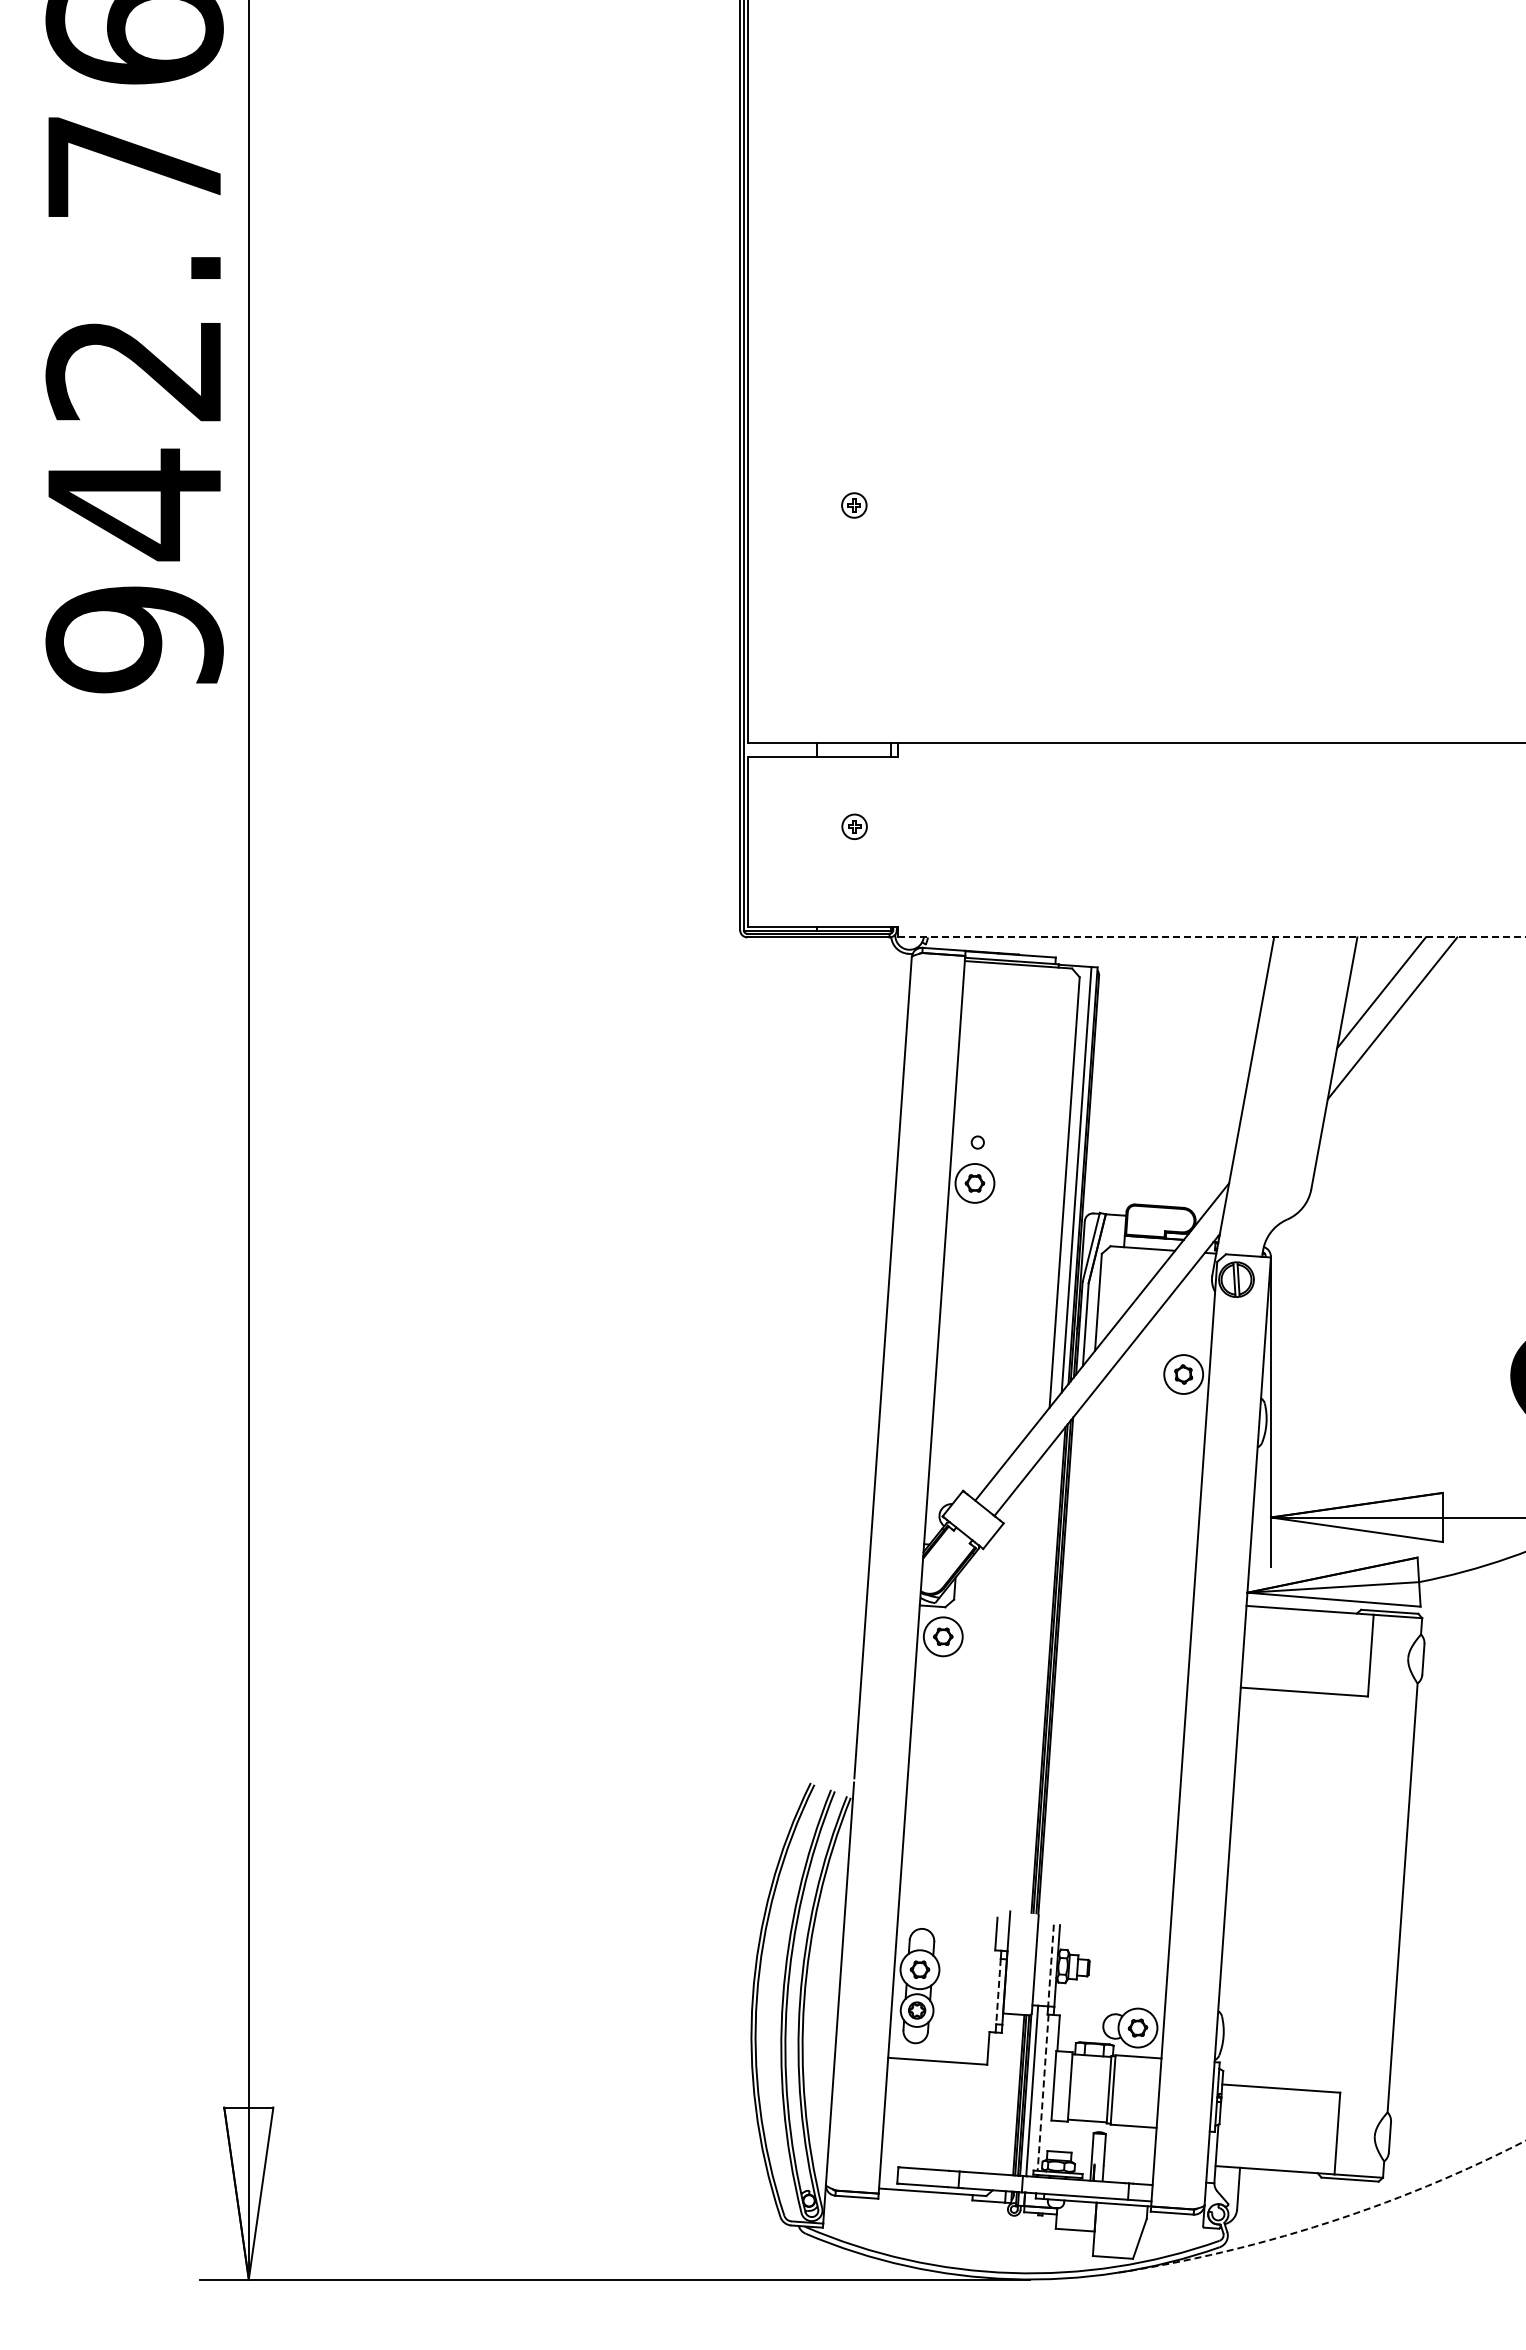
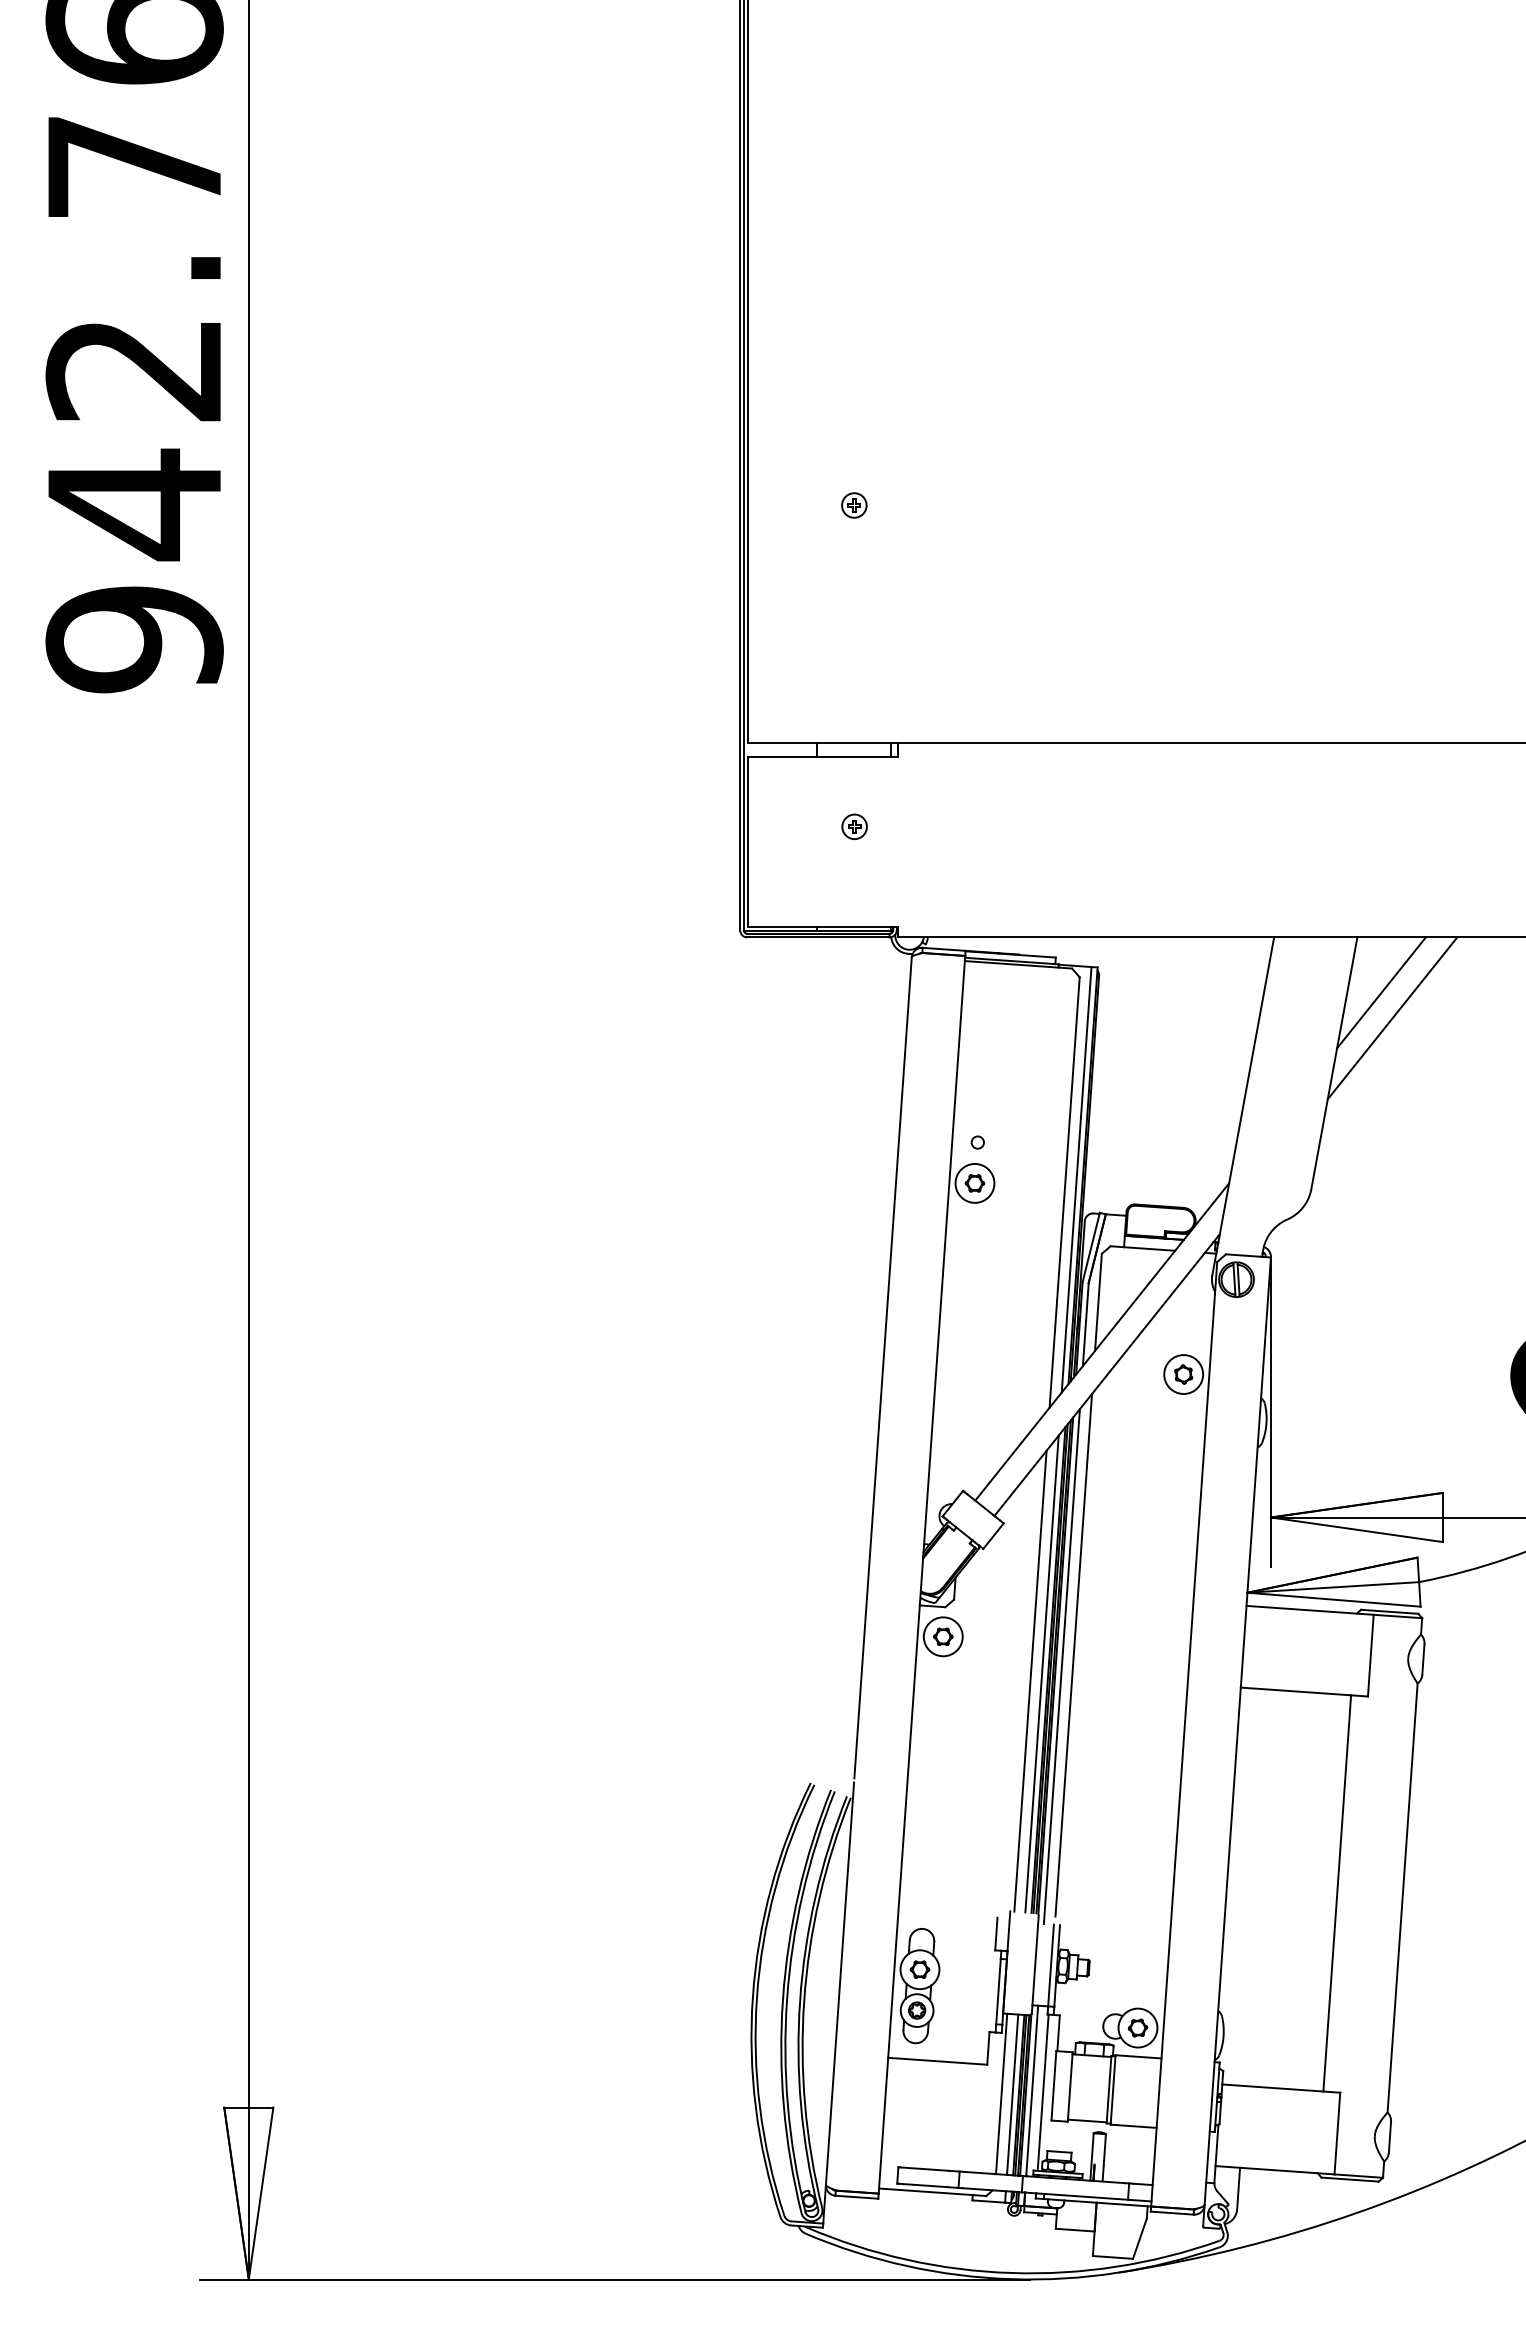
line: dashed -> solid (1211, 937)
line: none -> present (1073, 1654)
line: none -> present (1061, 1666)
line: none -> present (1041, 1673)
line: none -> present (1030, 1680)
line: none -> present (1337, 1893)
line: dashed -> solid (1051, 1965)
line: dashed -> solid (998, 1991)
line: none -> present (1001, 2093)
line: dashed -> solid (1043, 2093)
line: none -> present (1012, 2094)
arc: dashed -> solid (1328, 2222)
